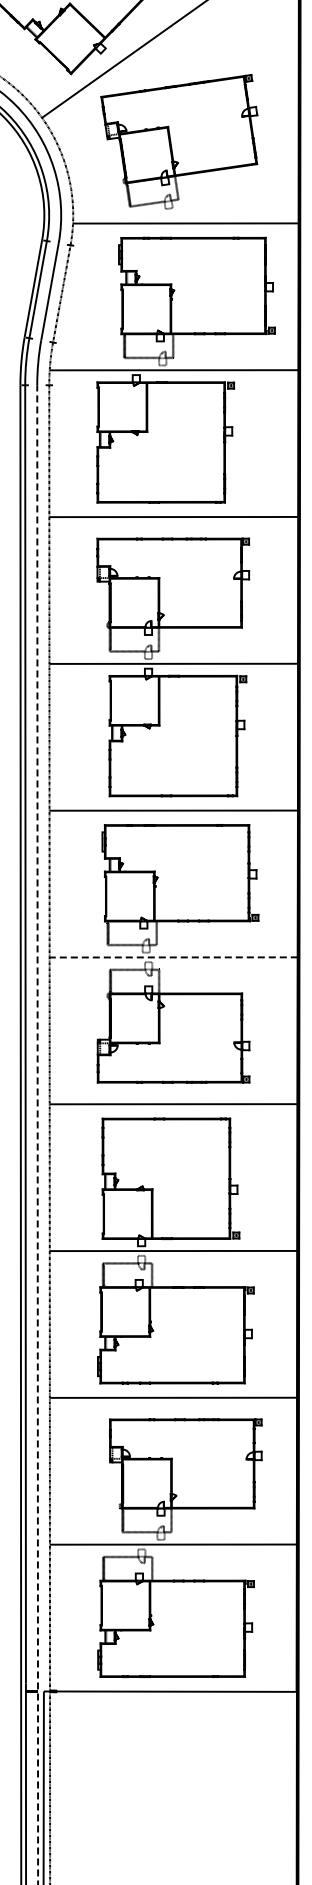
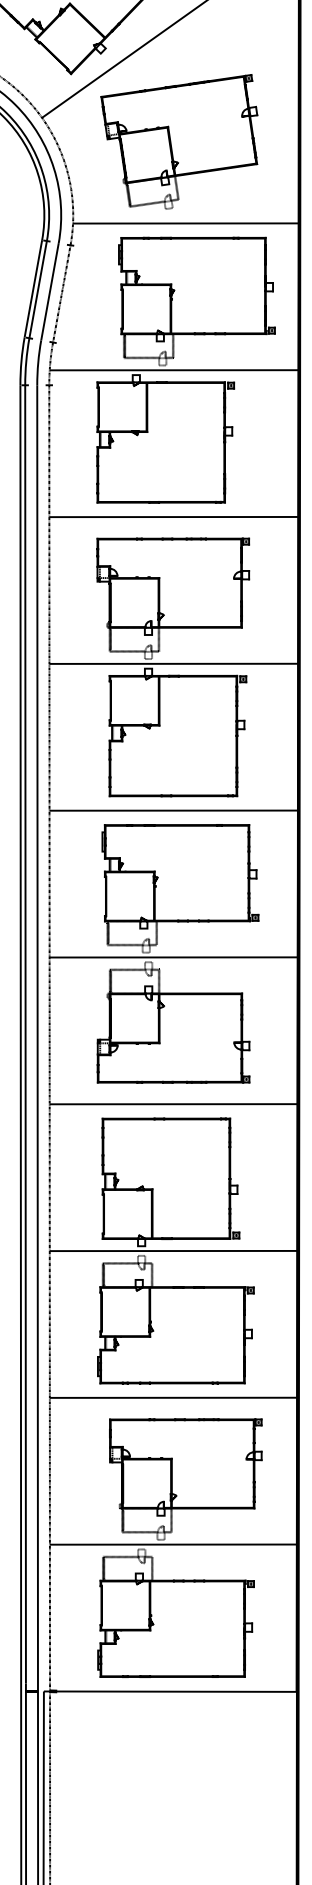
line: dashed -> solid (173, 957)
line: dashed -> solid (37, 1135)
